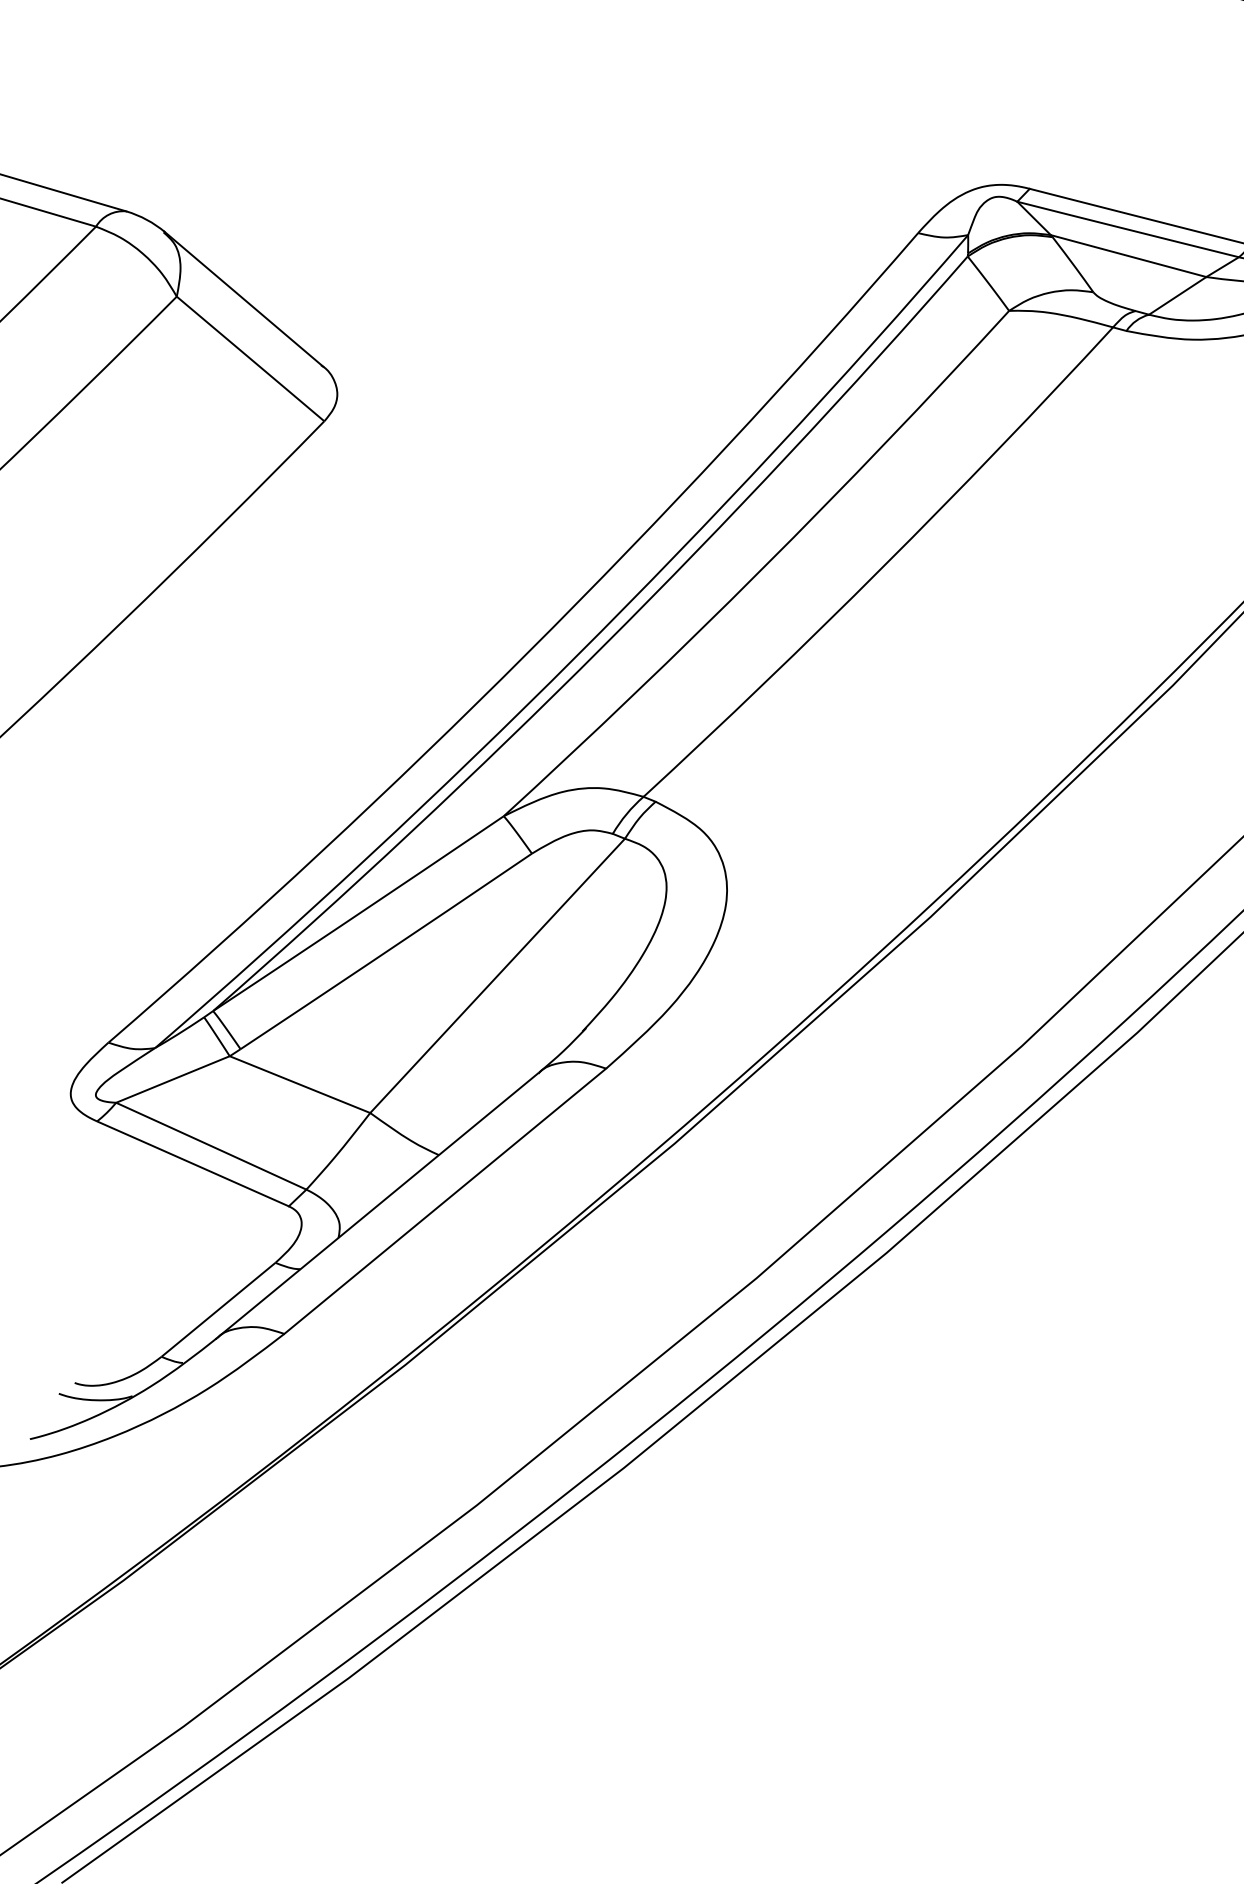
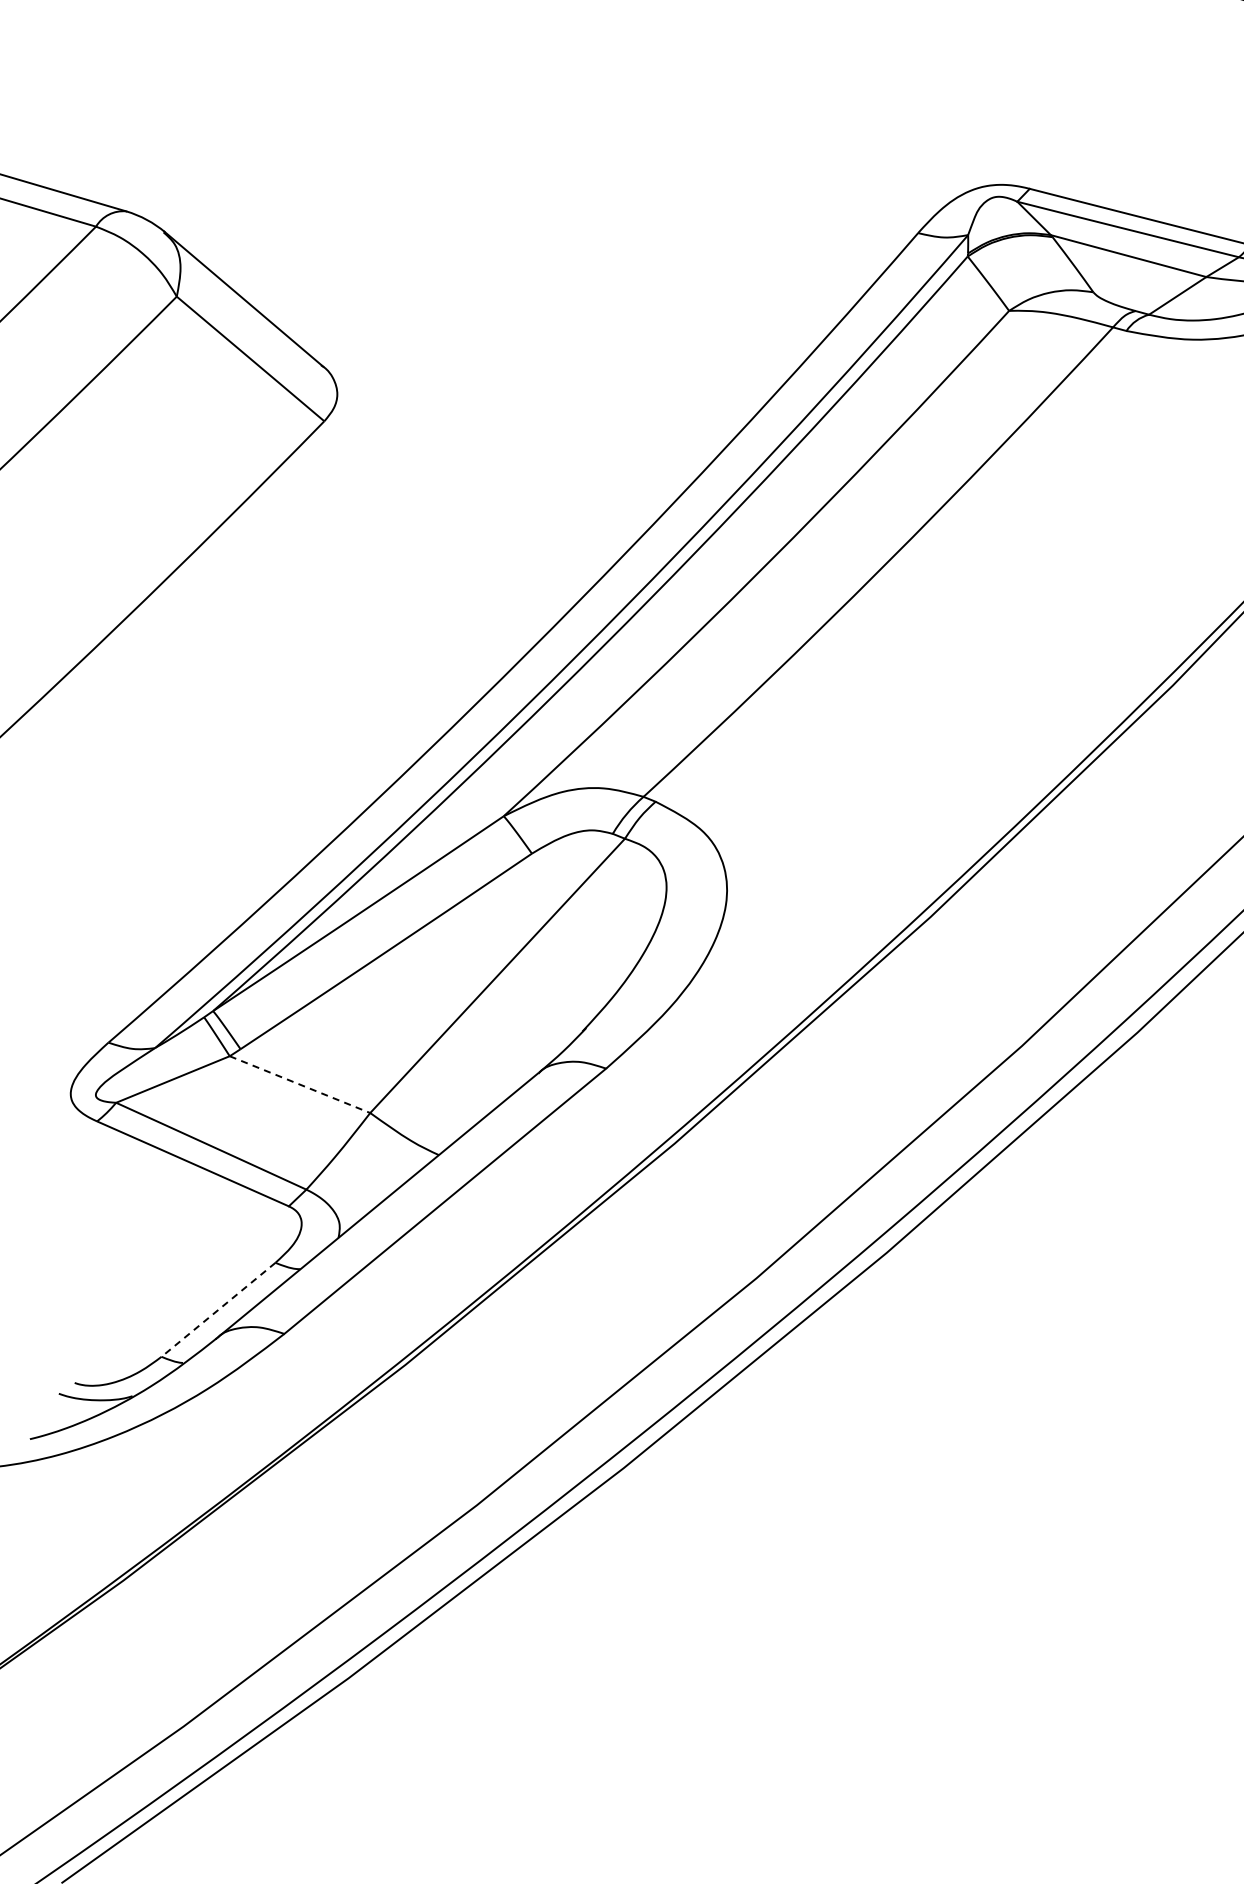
line: solid -> dashed (300, 1084)
line: solid -> dashed (217, 1310)
